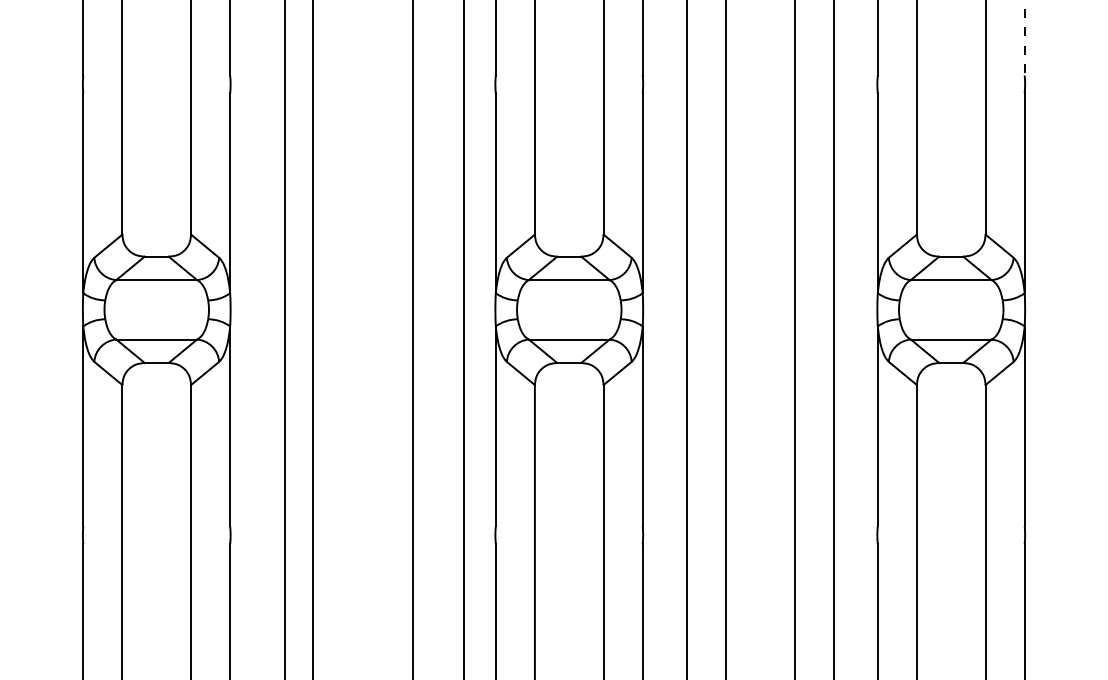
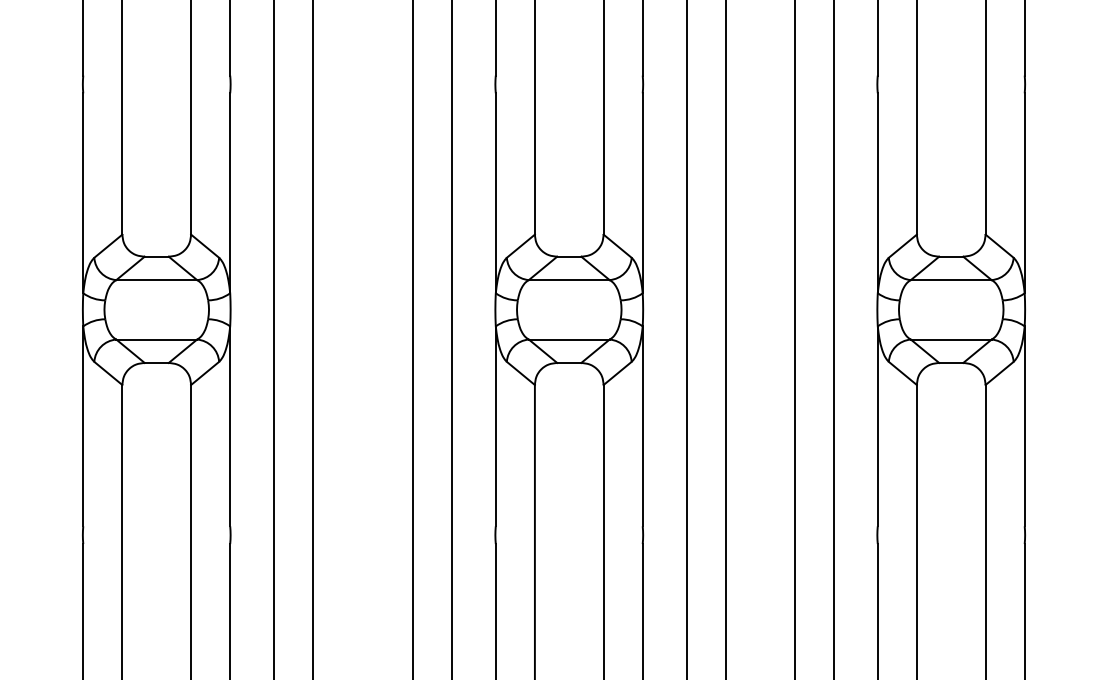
line: dashed -> solid (1024, 38)
line position: (285, 339) -> (274, 339) (274, 339)
line position: (463, 339) -> (451, 339) (451, 339)
